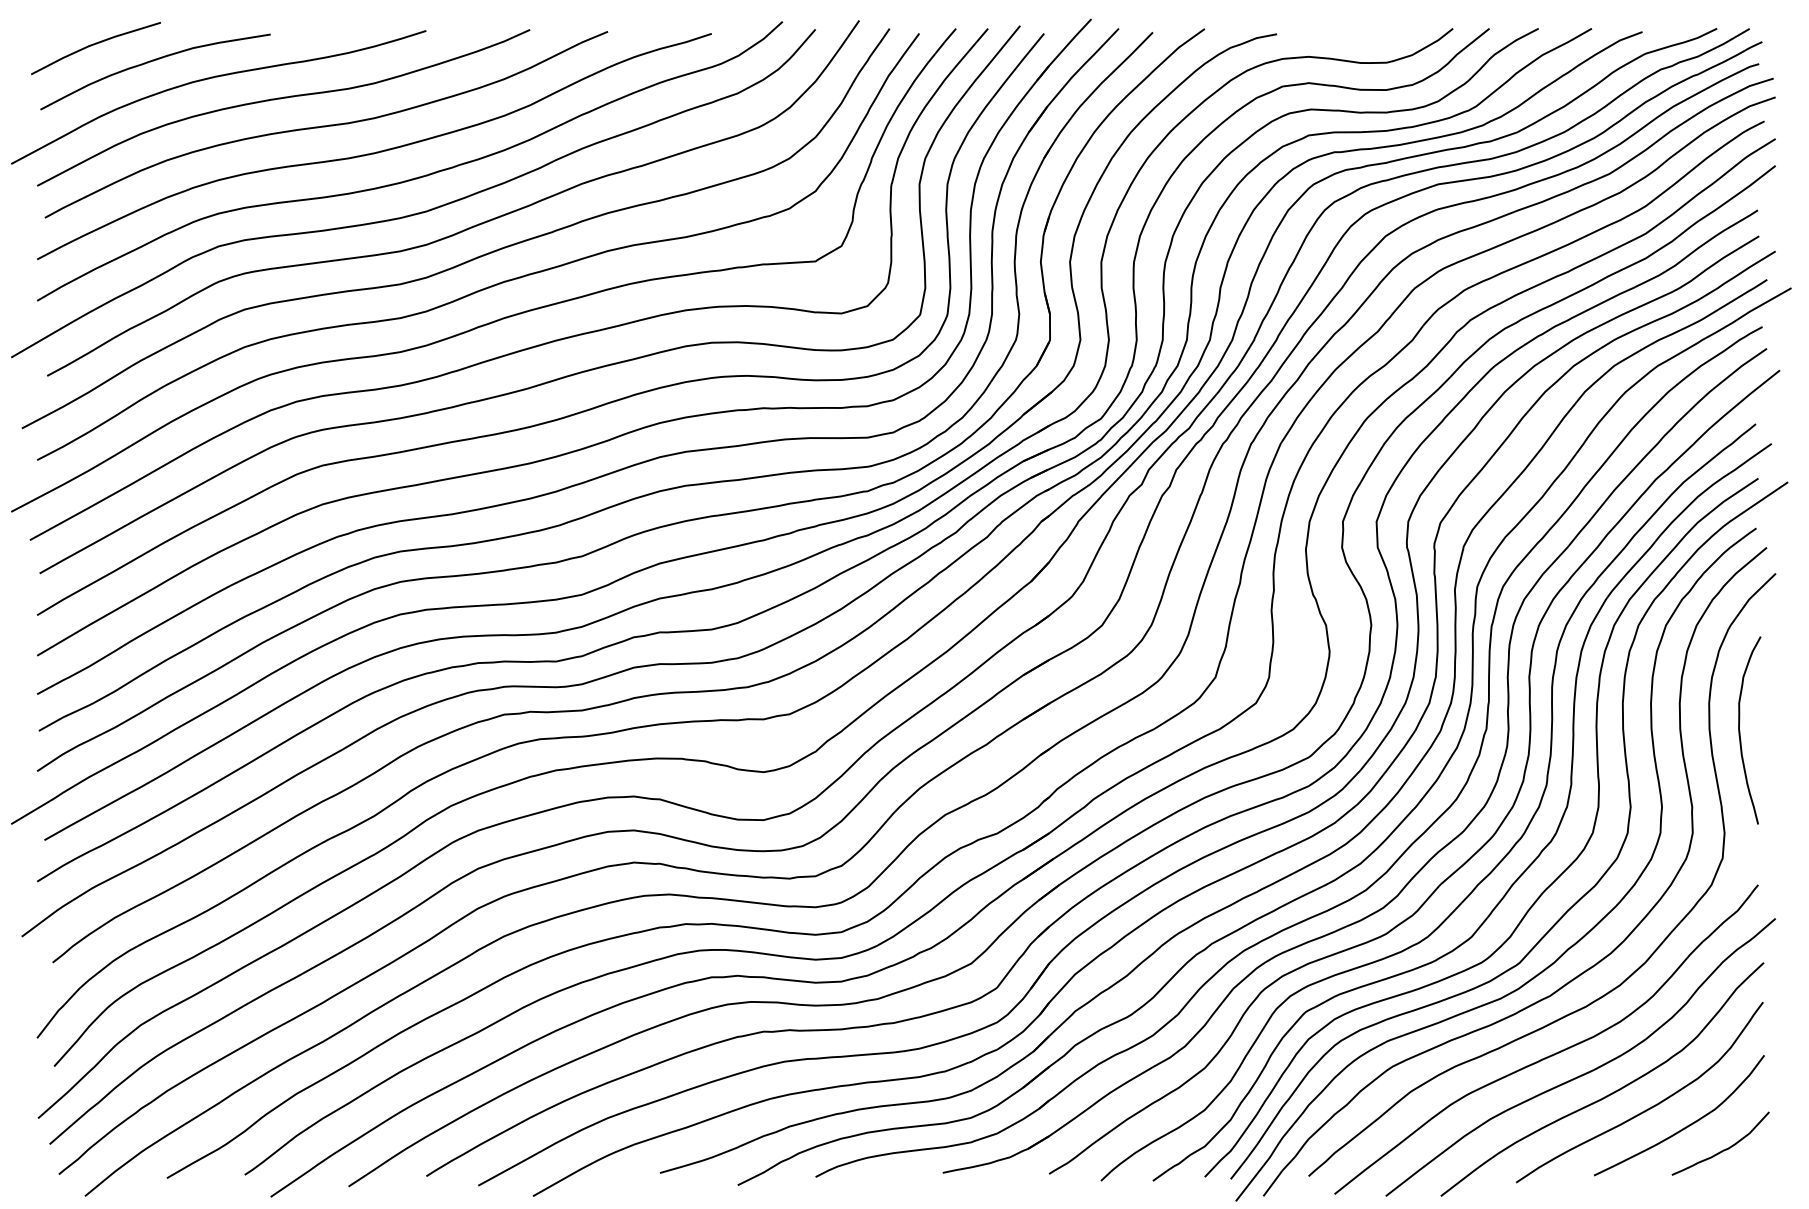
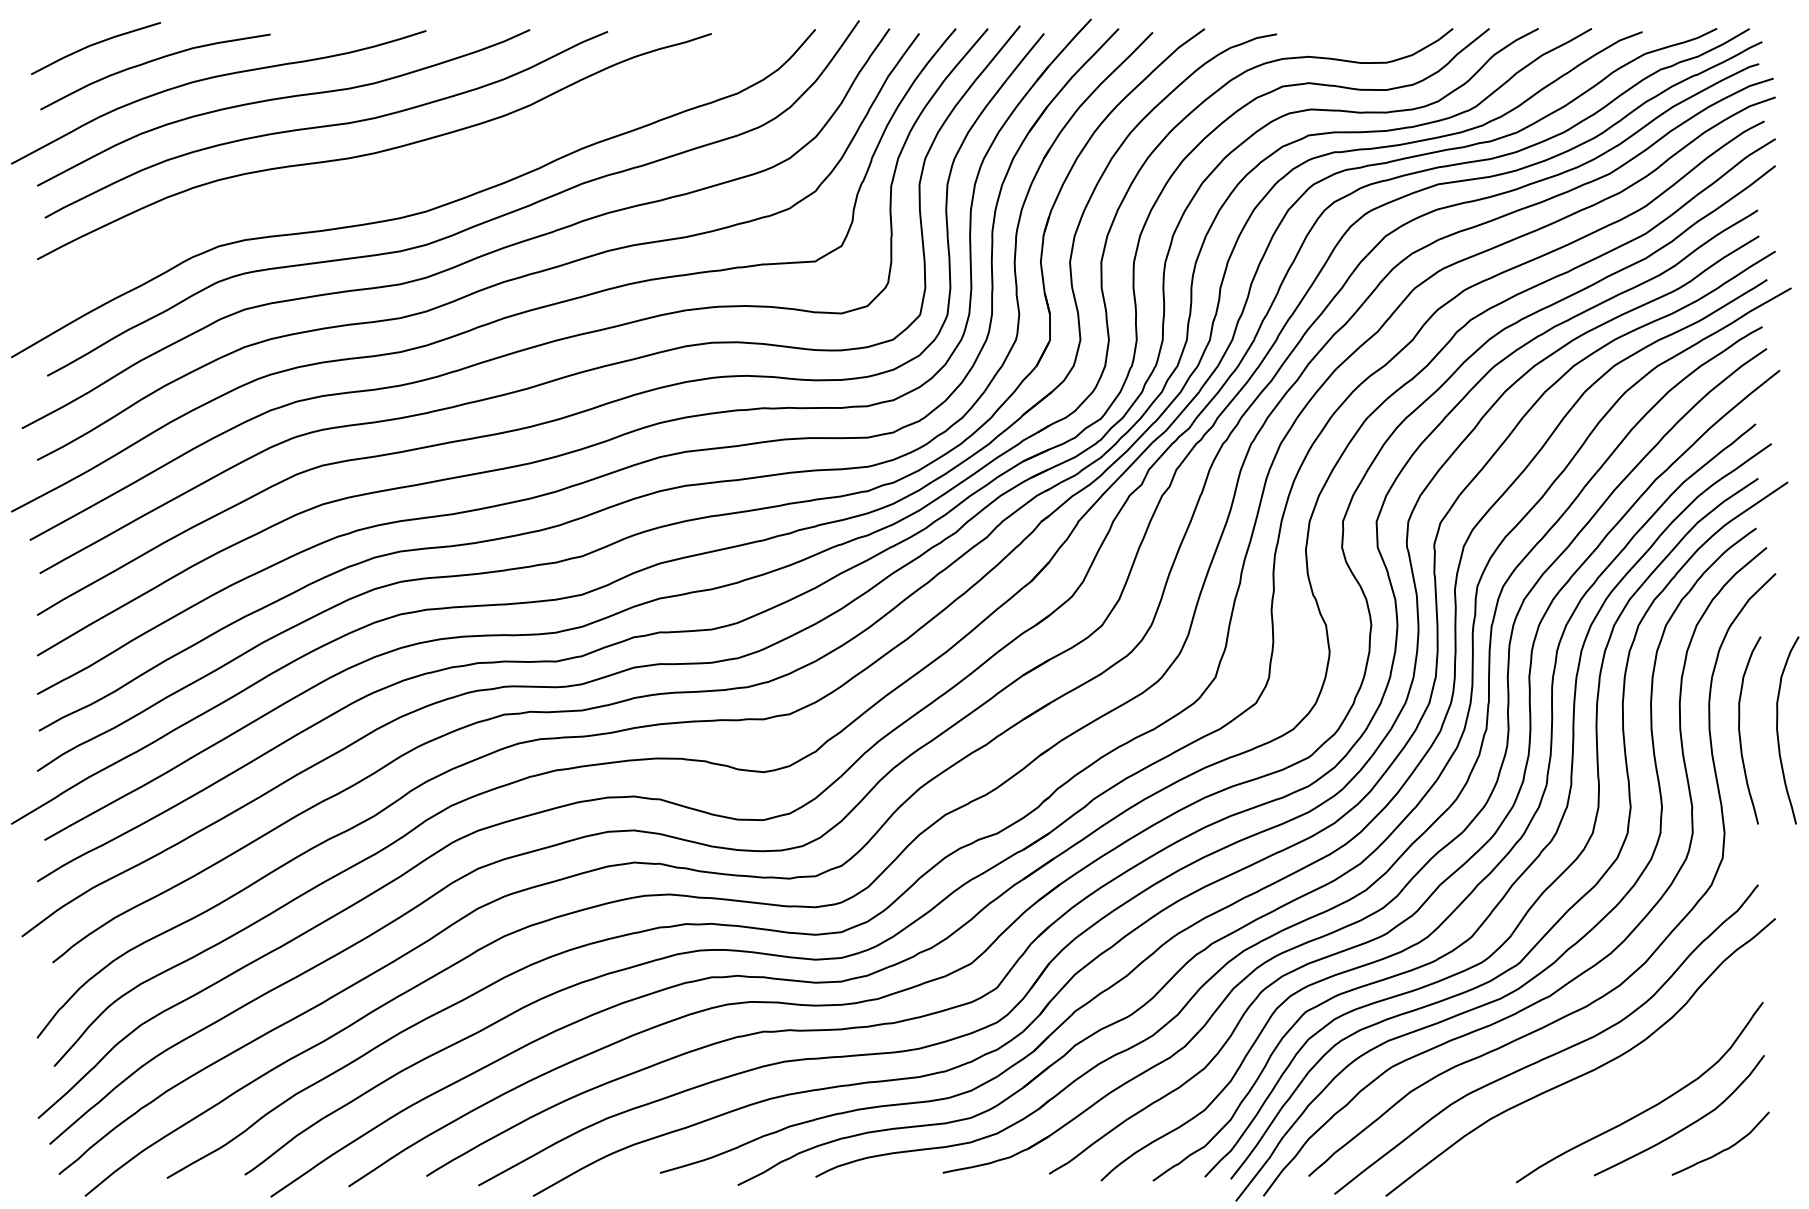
curve: present -> none (415, 177)
curve: none -> present (1778, 730)
curve: present -> none (1610, 1093)
